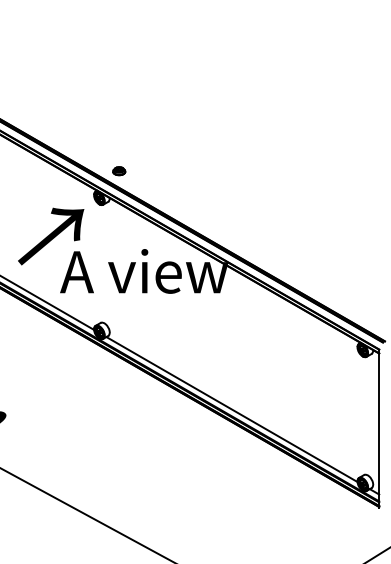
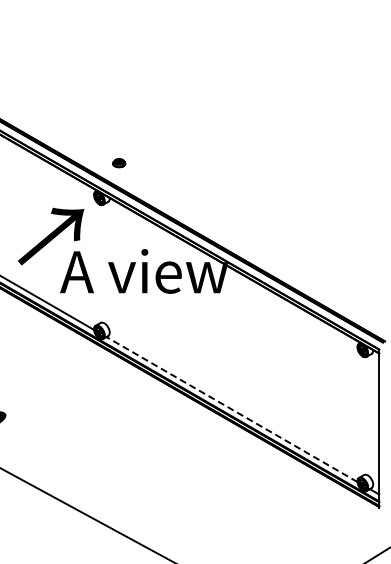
part position: (119, 171) -> (119, 163) (119, 163)
line: solid -> dashed (231, 409)
